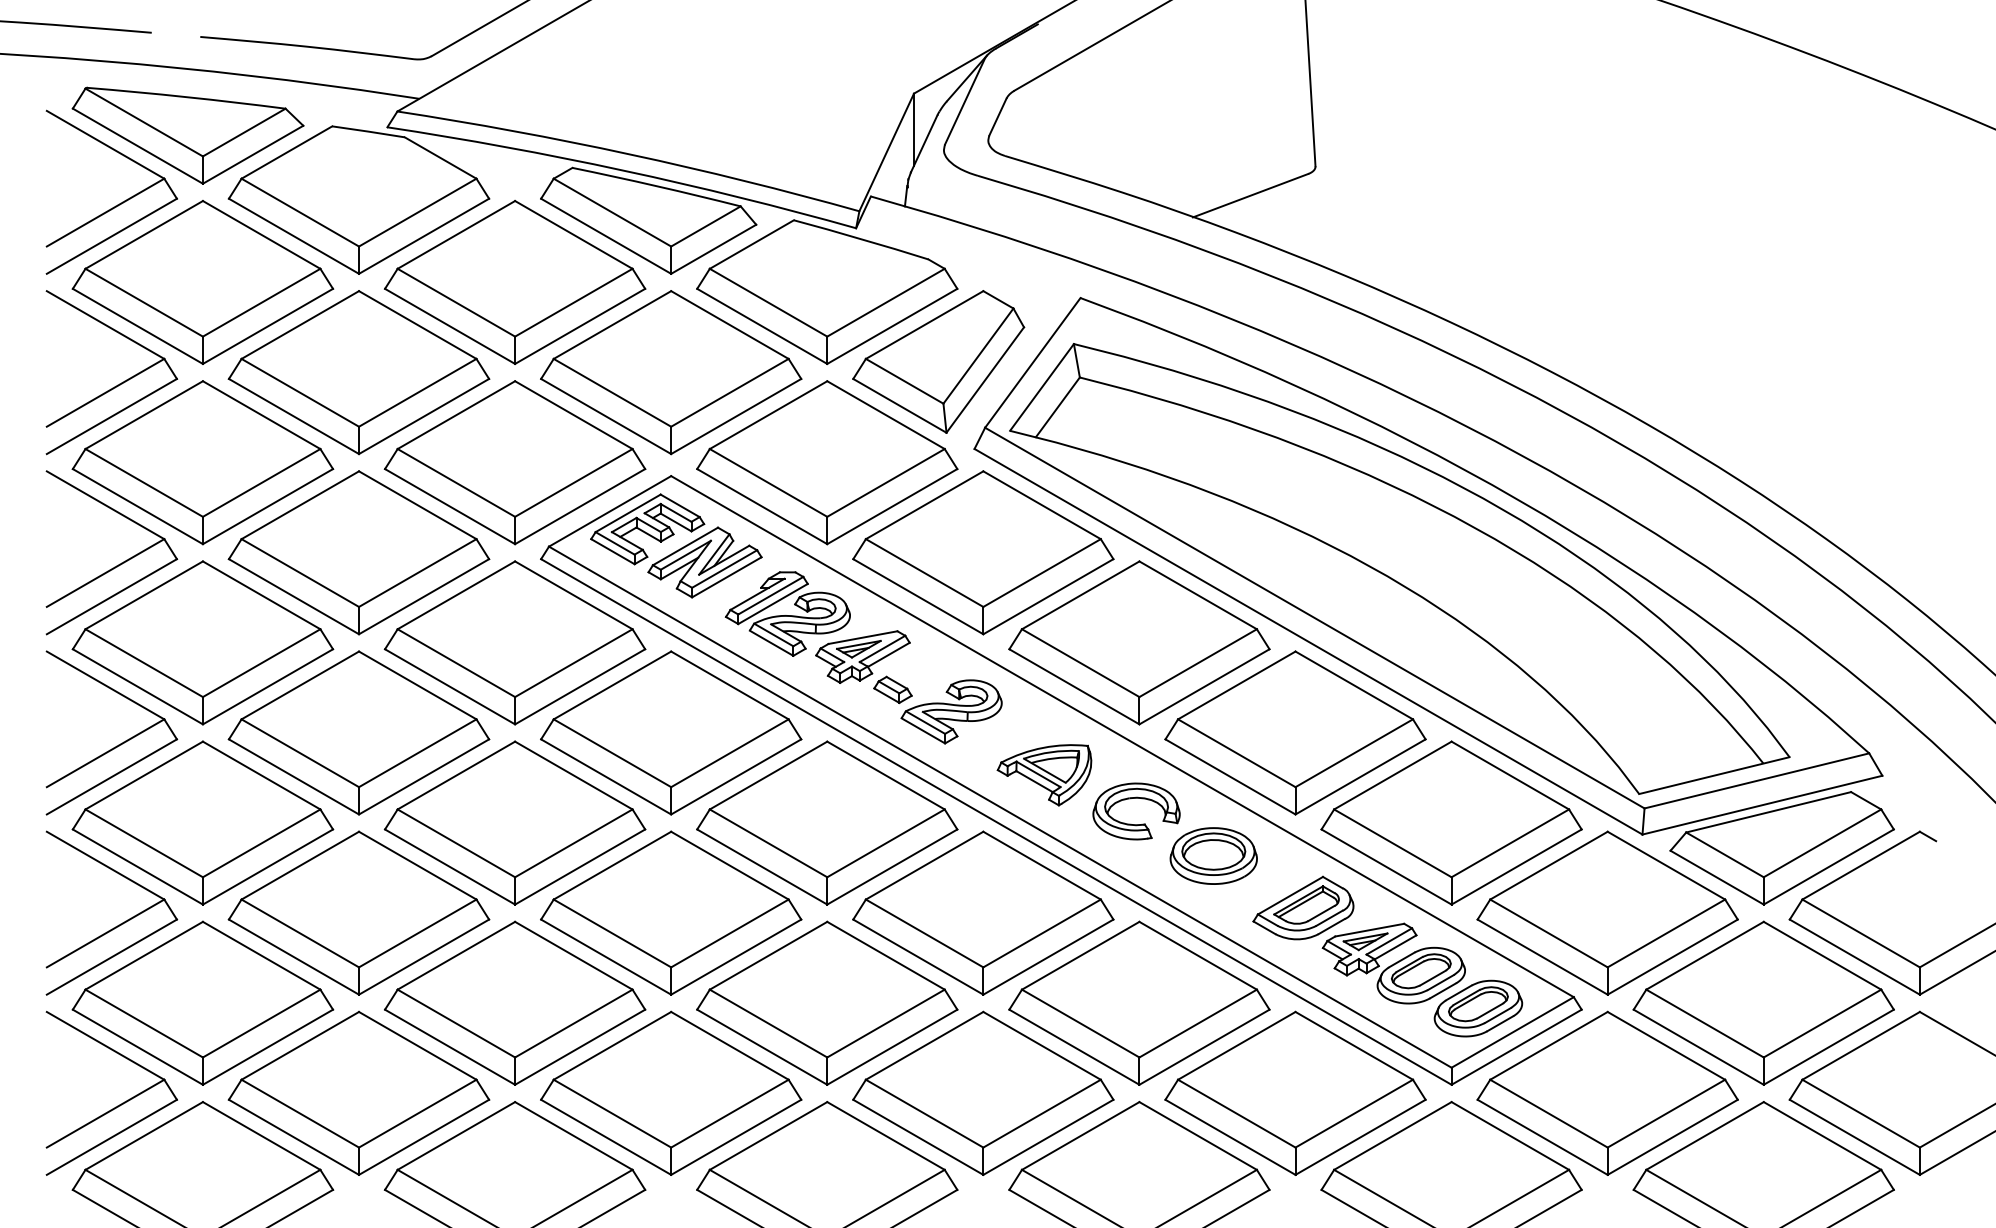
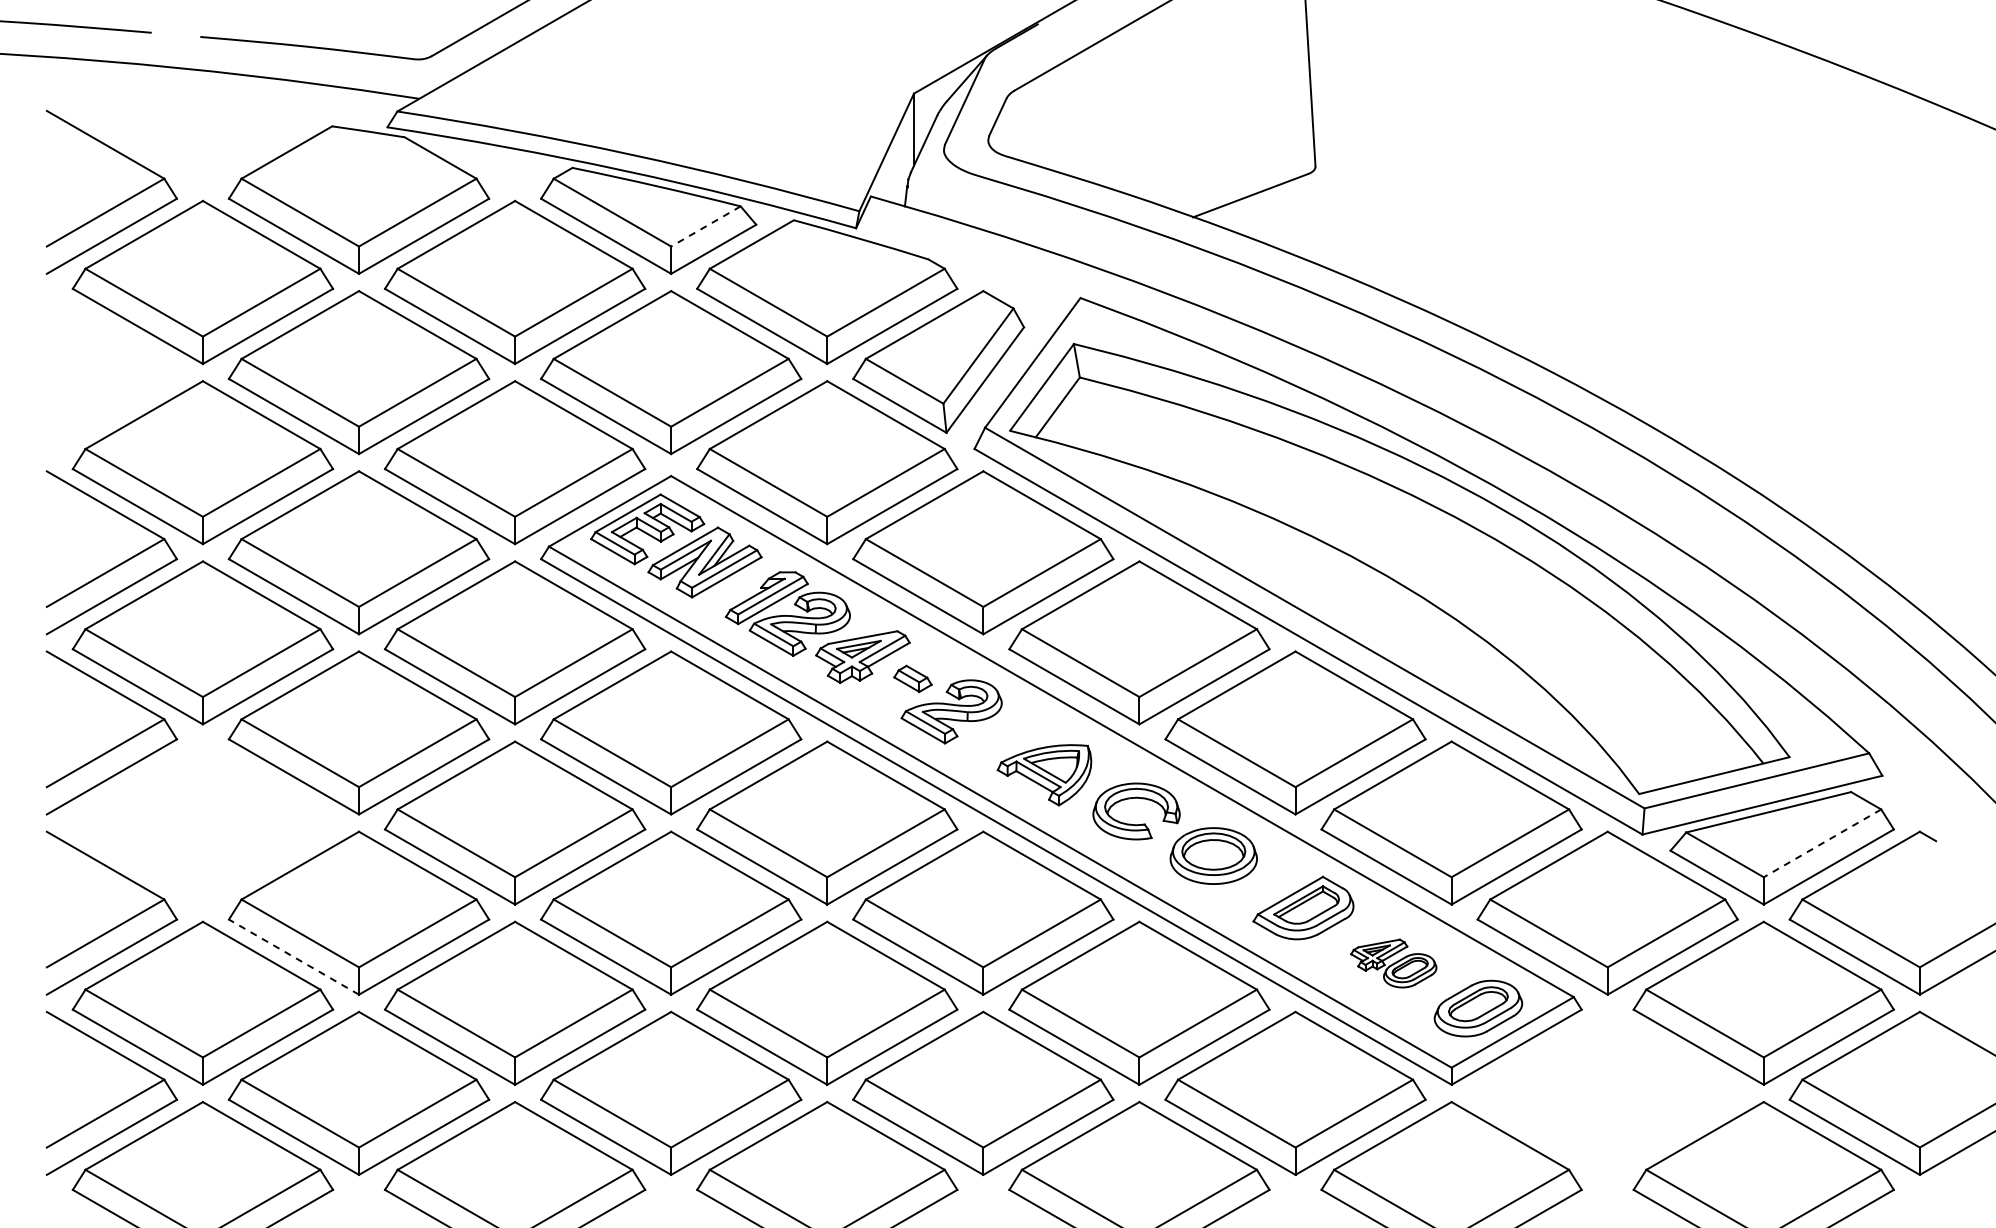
part: present -> none (187, 135)
line: solid -> dashed (705, 226)
part: present -> none (117, 384)
part position: (892, 689) -> (912, 678) (912, 678)
part: present -> none (202, 822)
line: solid -> dashed (1822, 843)
line: solid -> dashed (293, 956)
part size: 145x83 px -> 88x51 px (1393, 963)
part: present -> none (1607, 1092)
